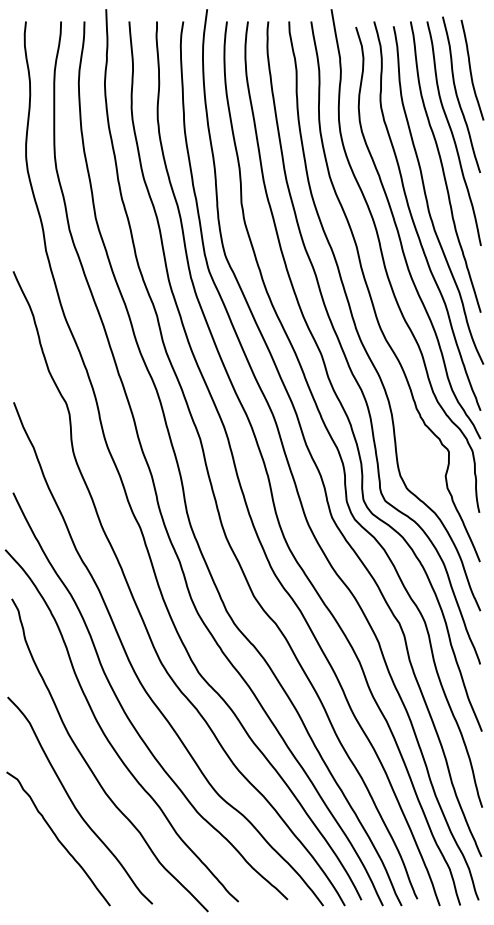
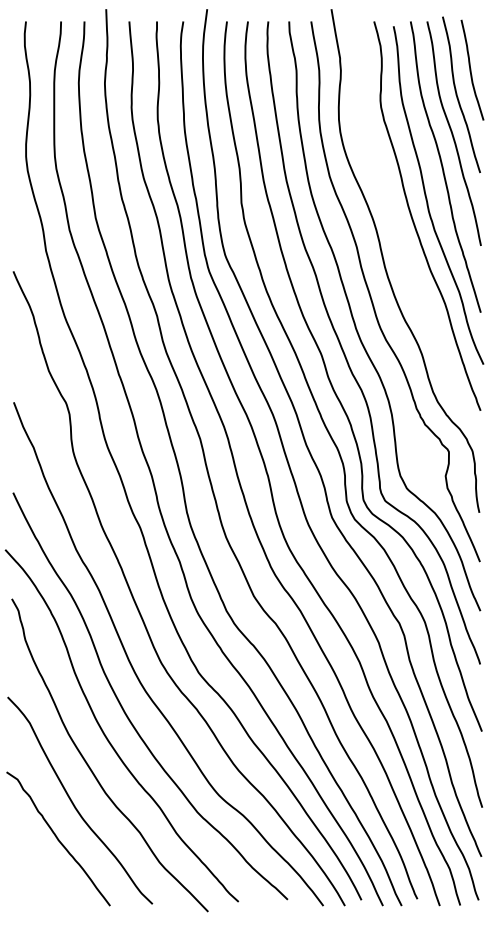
curve: present -> none (400, 236)
